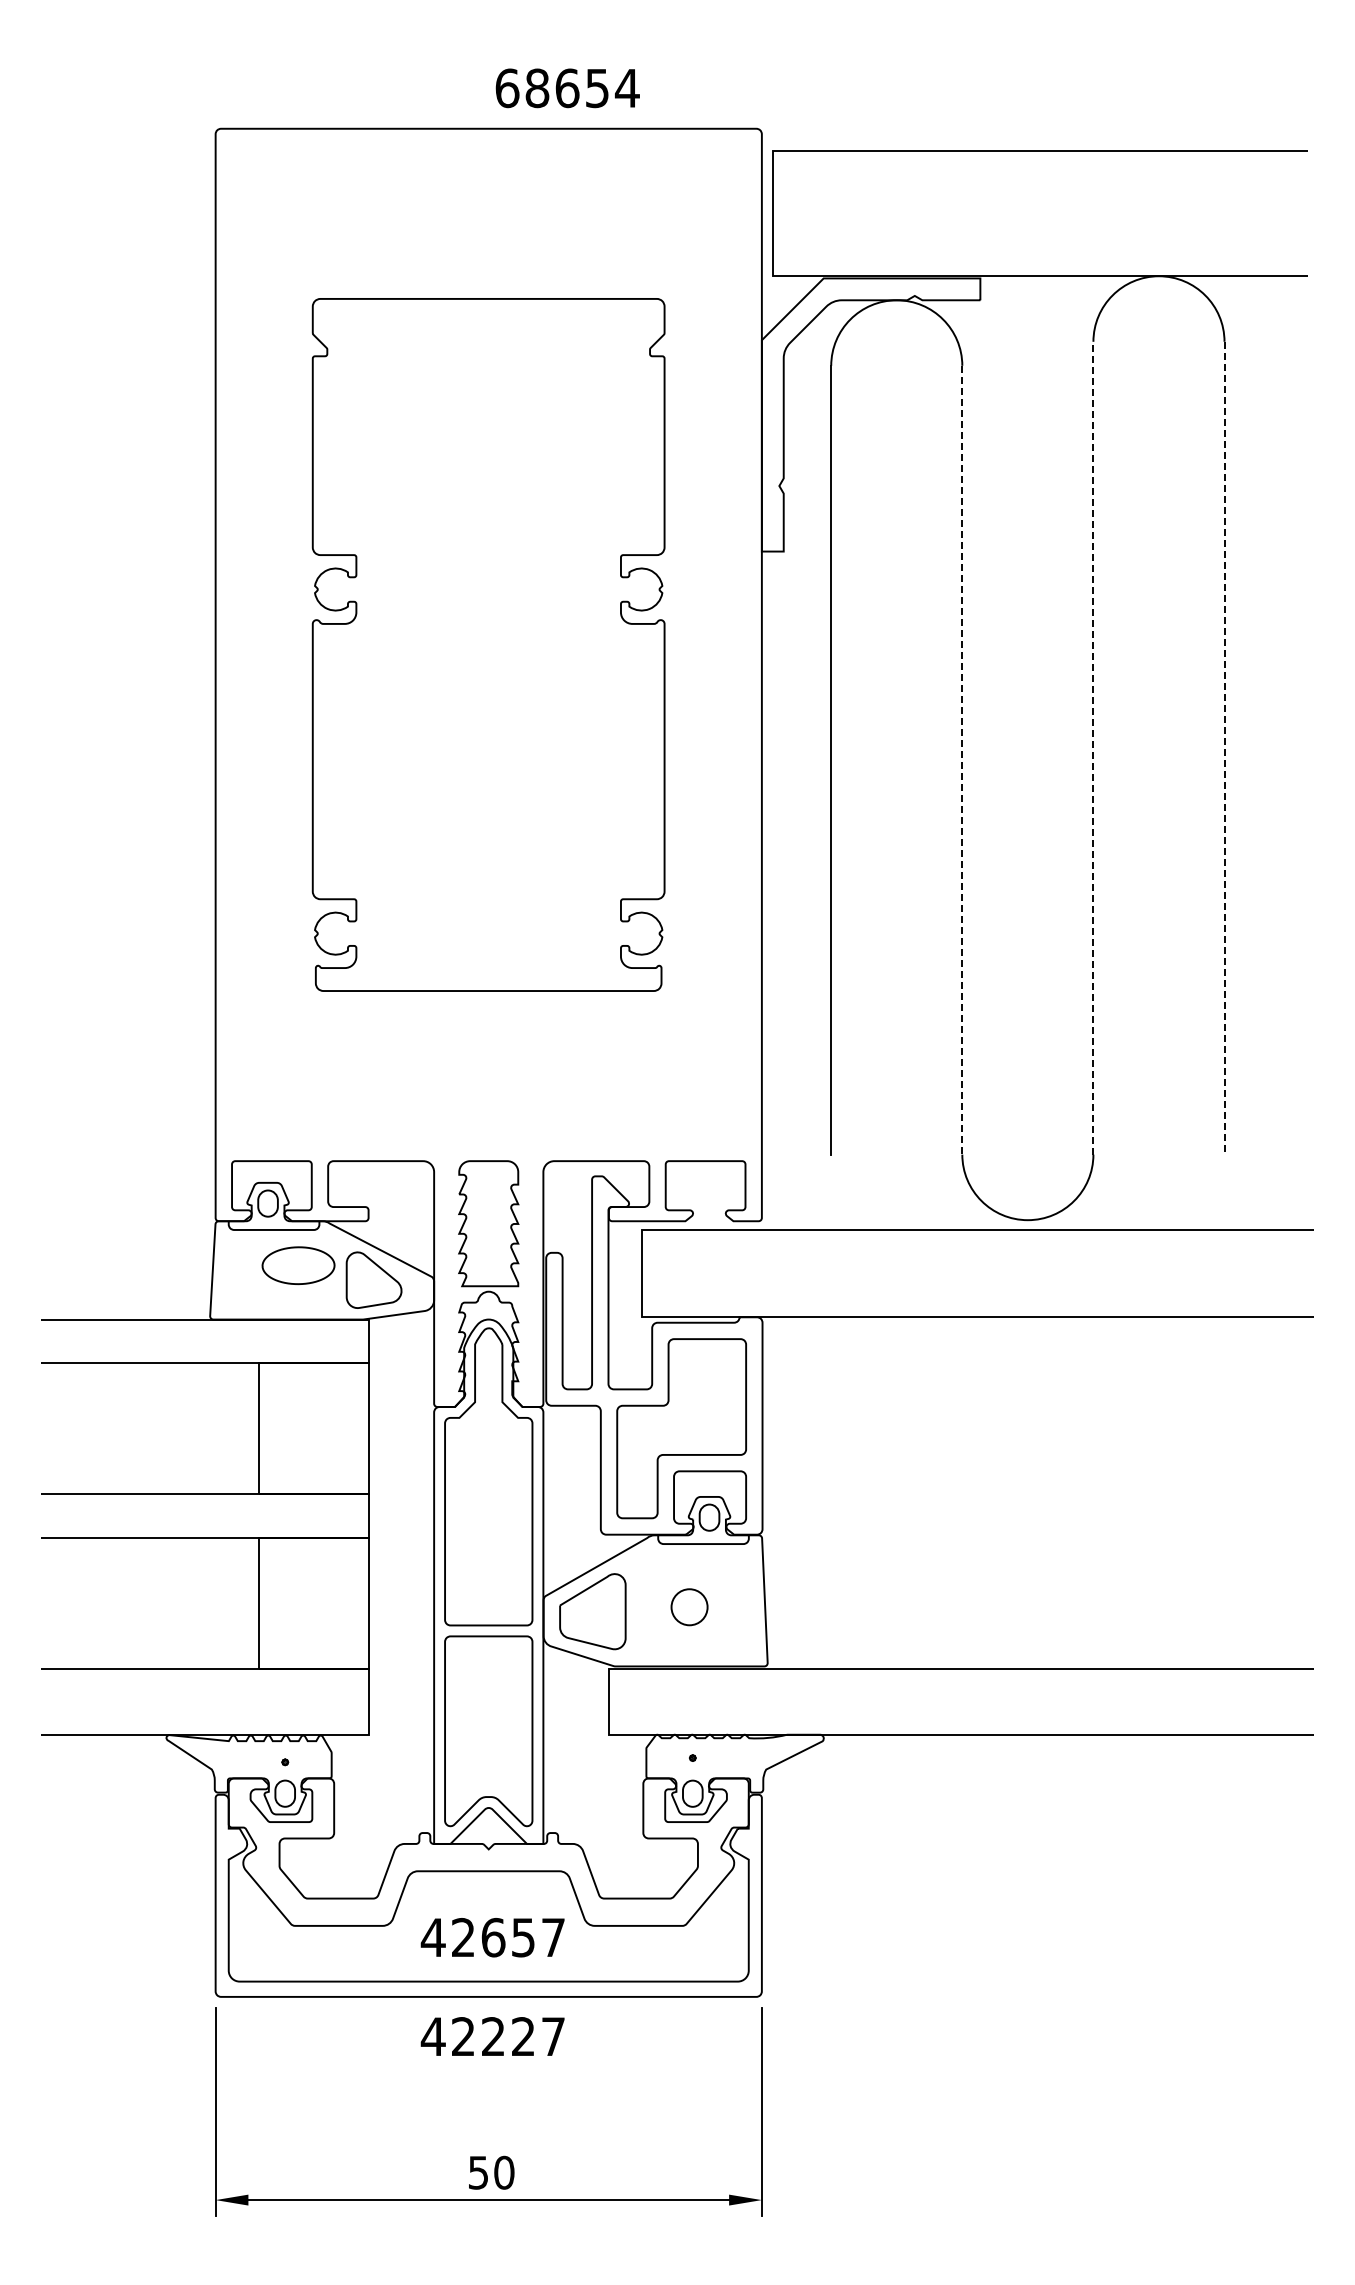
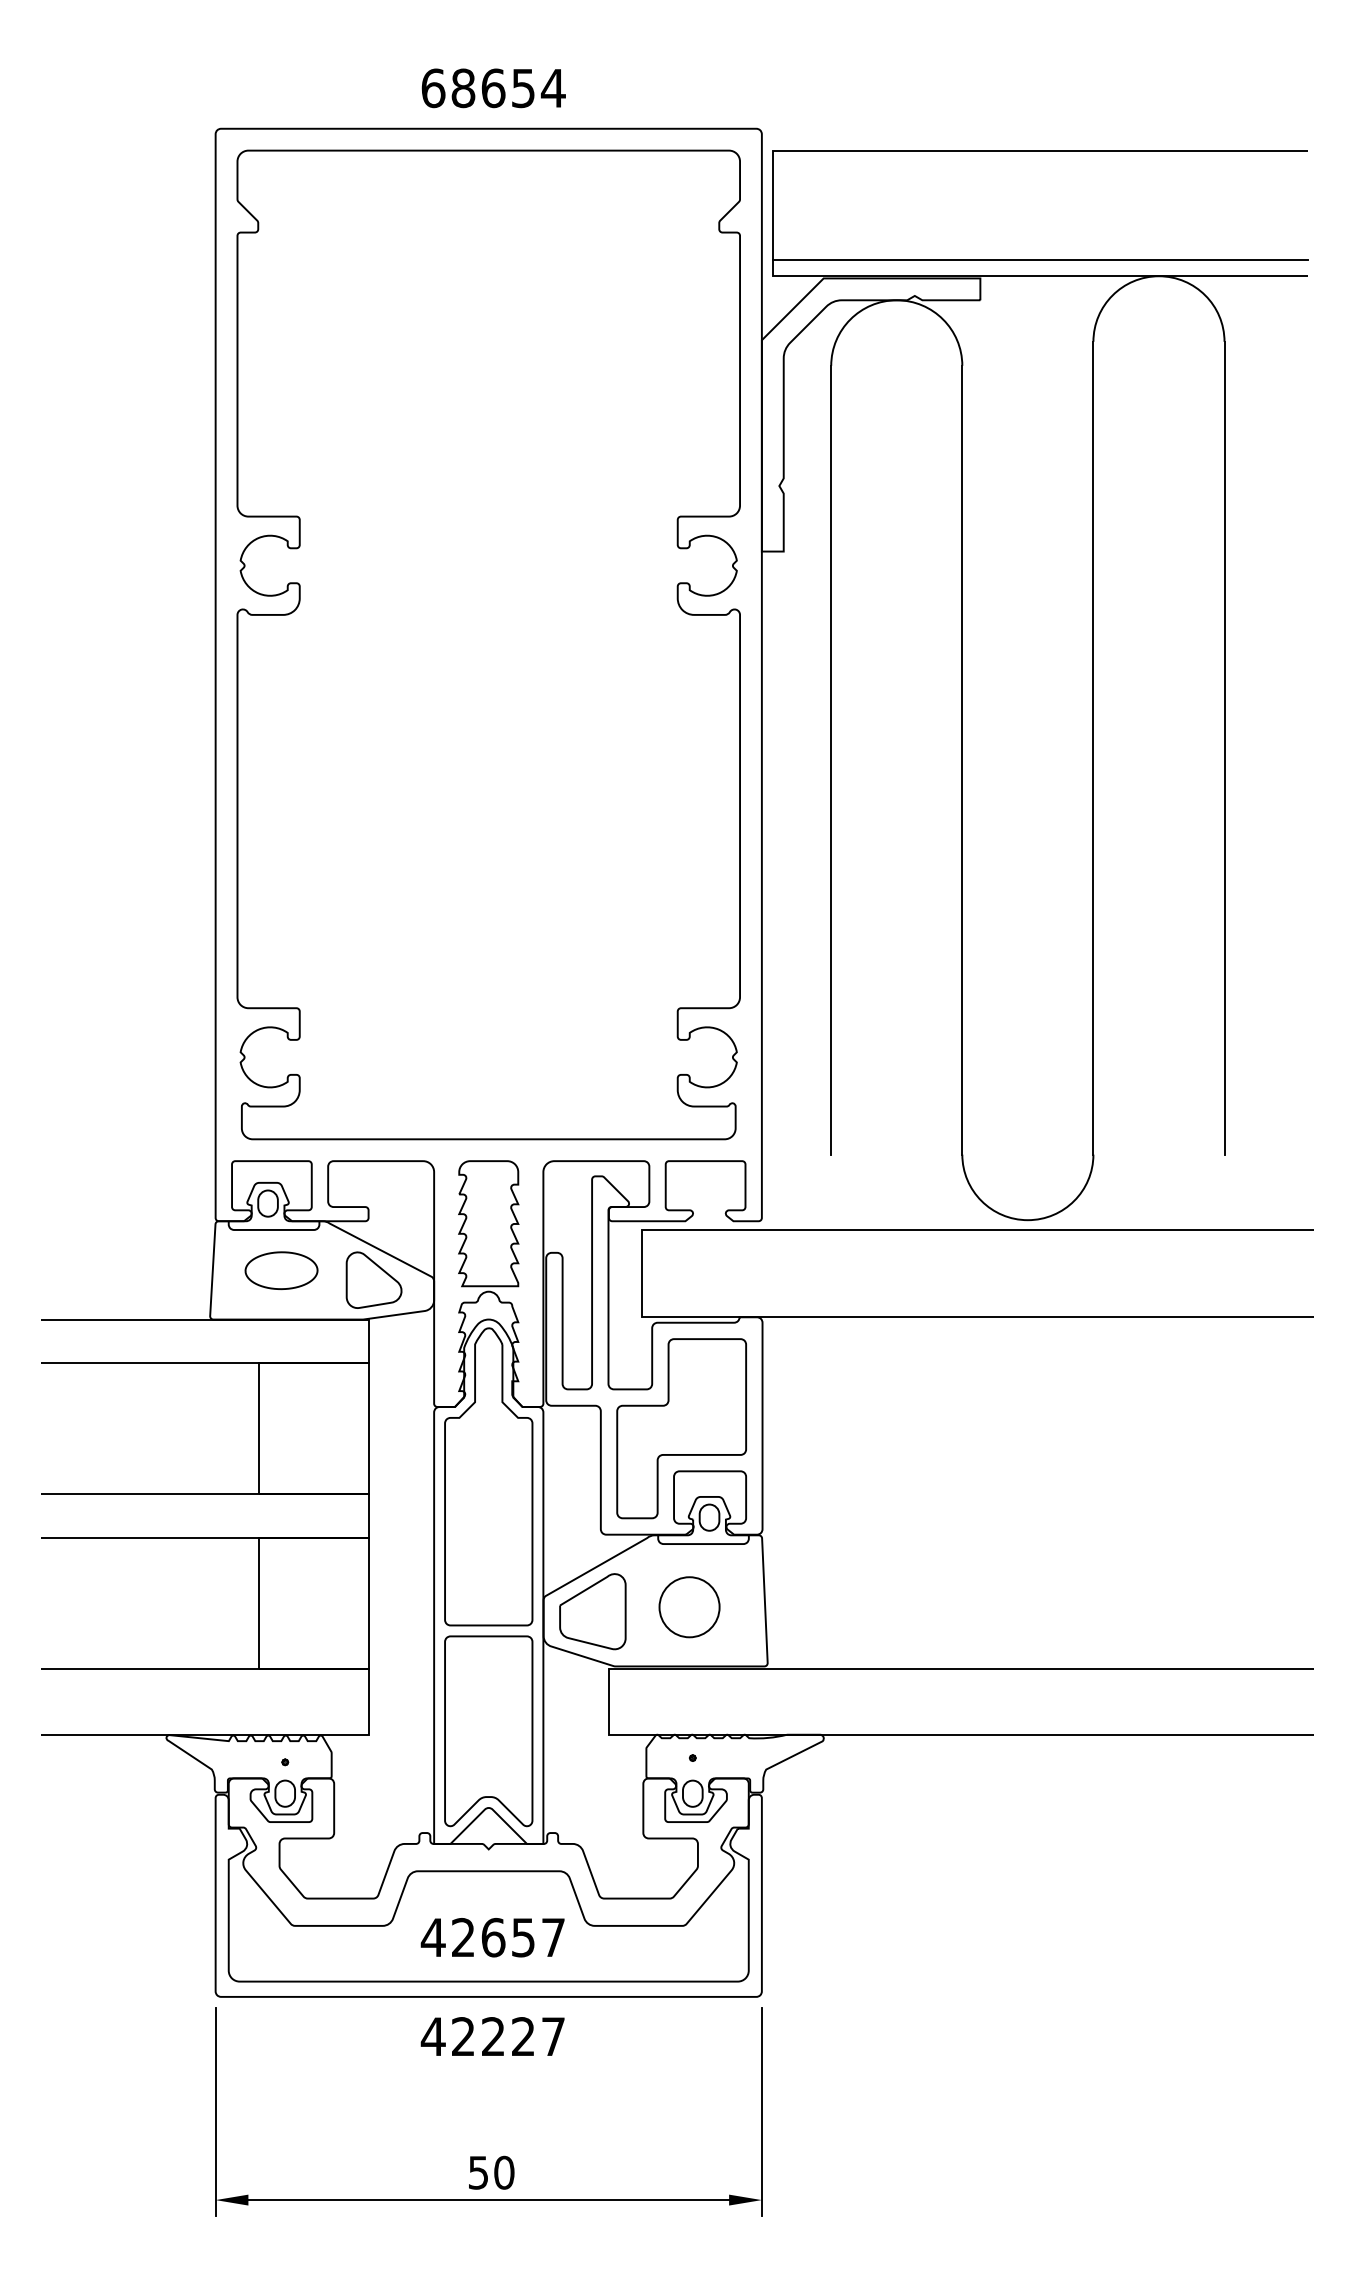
text position: (567, 88) -> (493, 88) (493, 88)
line: none -> present (1040, 259)
part size: 355x694 px -> 505x992 px (488, 644)
line: dashed -> solid (1093, 747)
line: dashed -> solid (1224, 748)
line: dashed -> solid (962, 760)
part position: (298, 1265) -> (281, 1270) (281, 1270)
circle diameter: 36 px -> 60 px (689, 1607)
